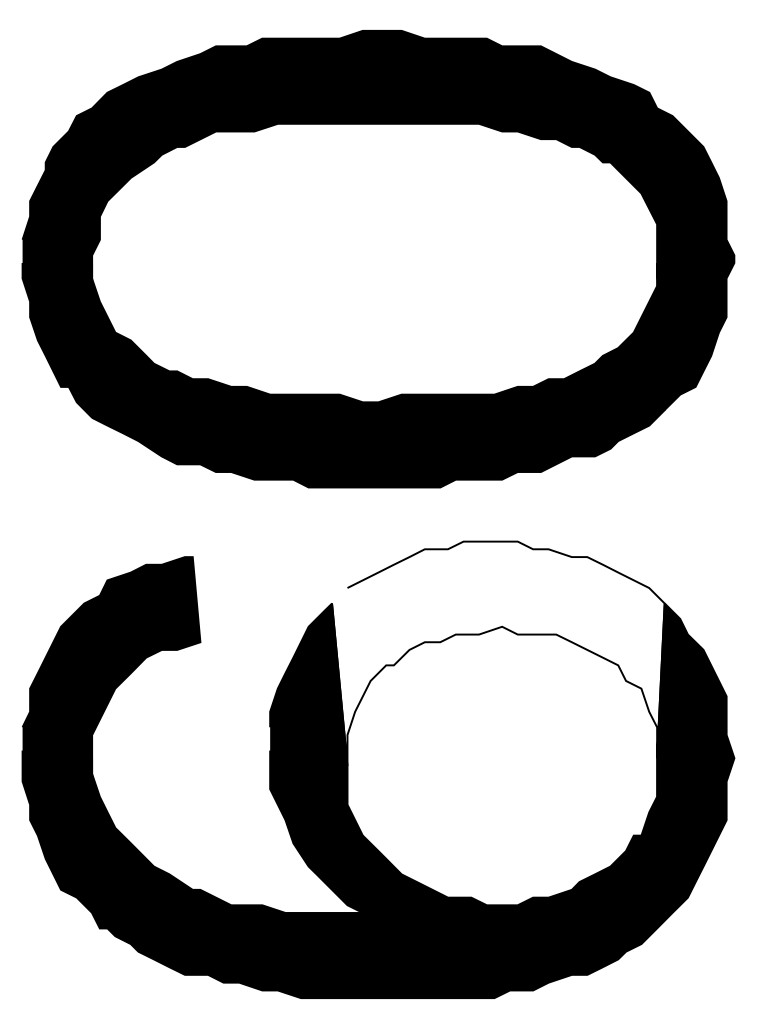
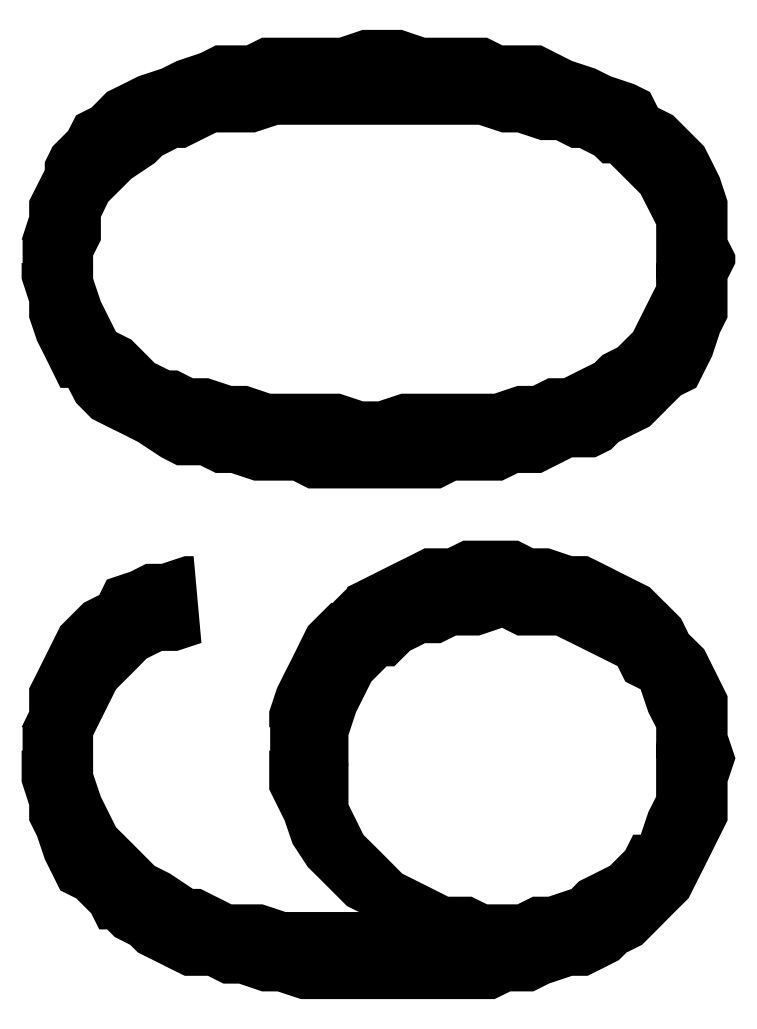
fill: none -> present (498, 653)
